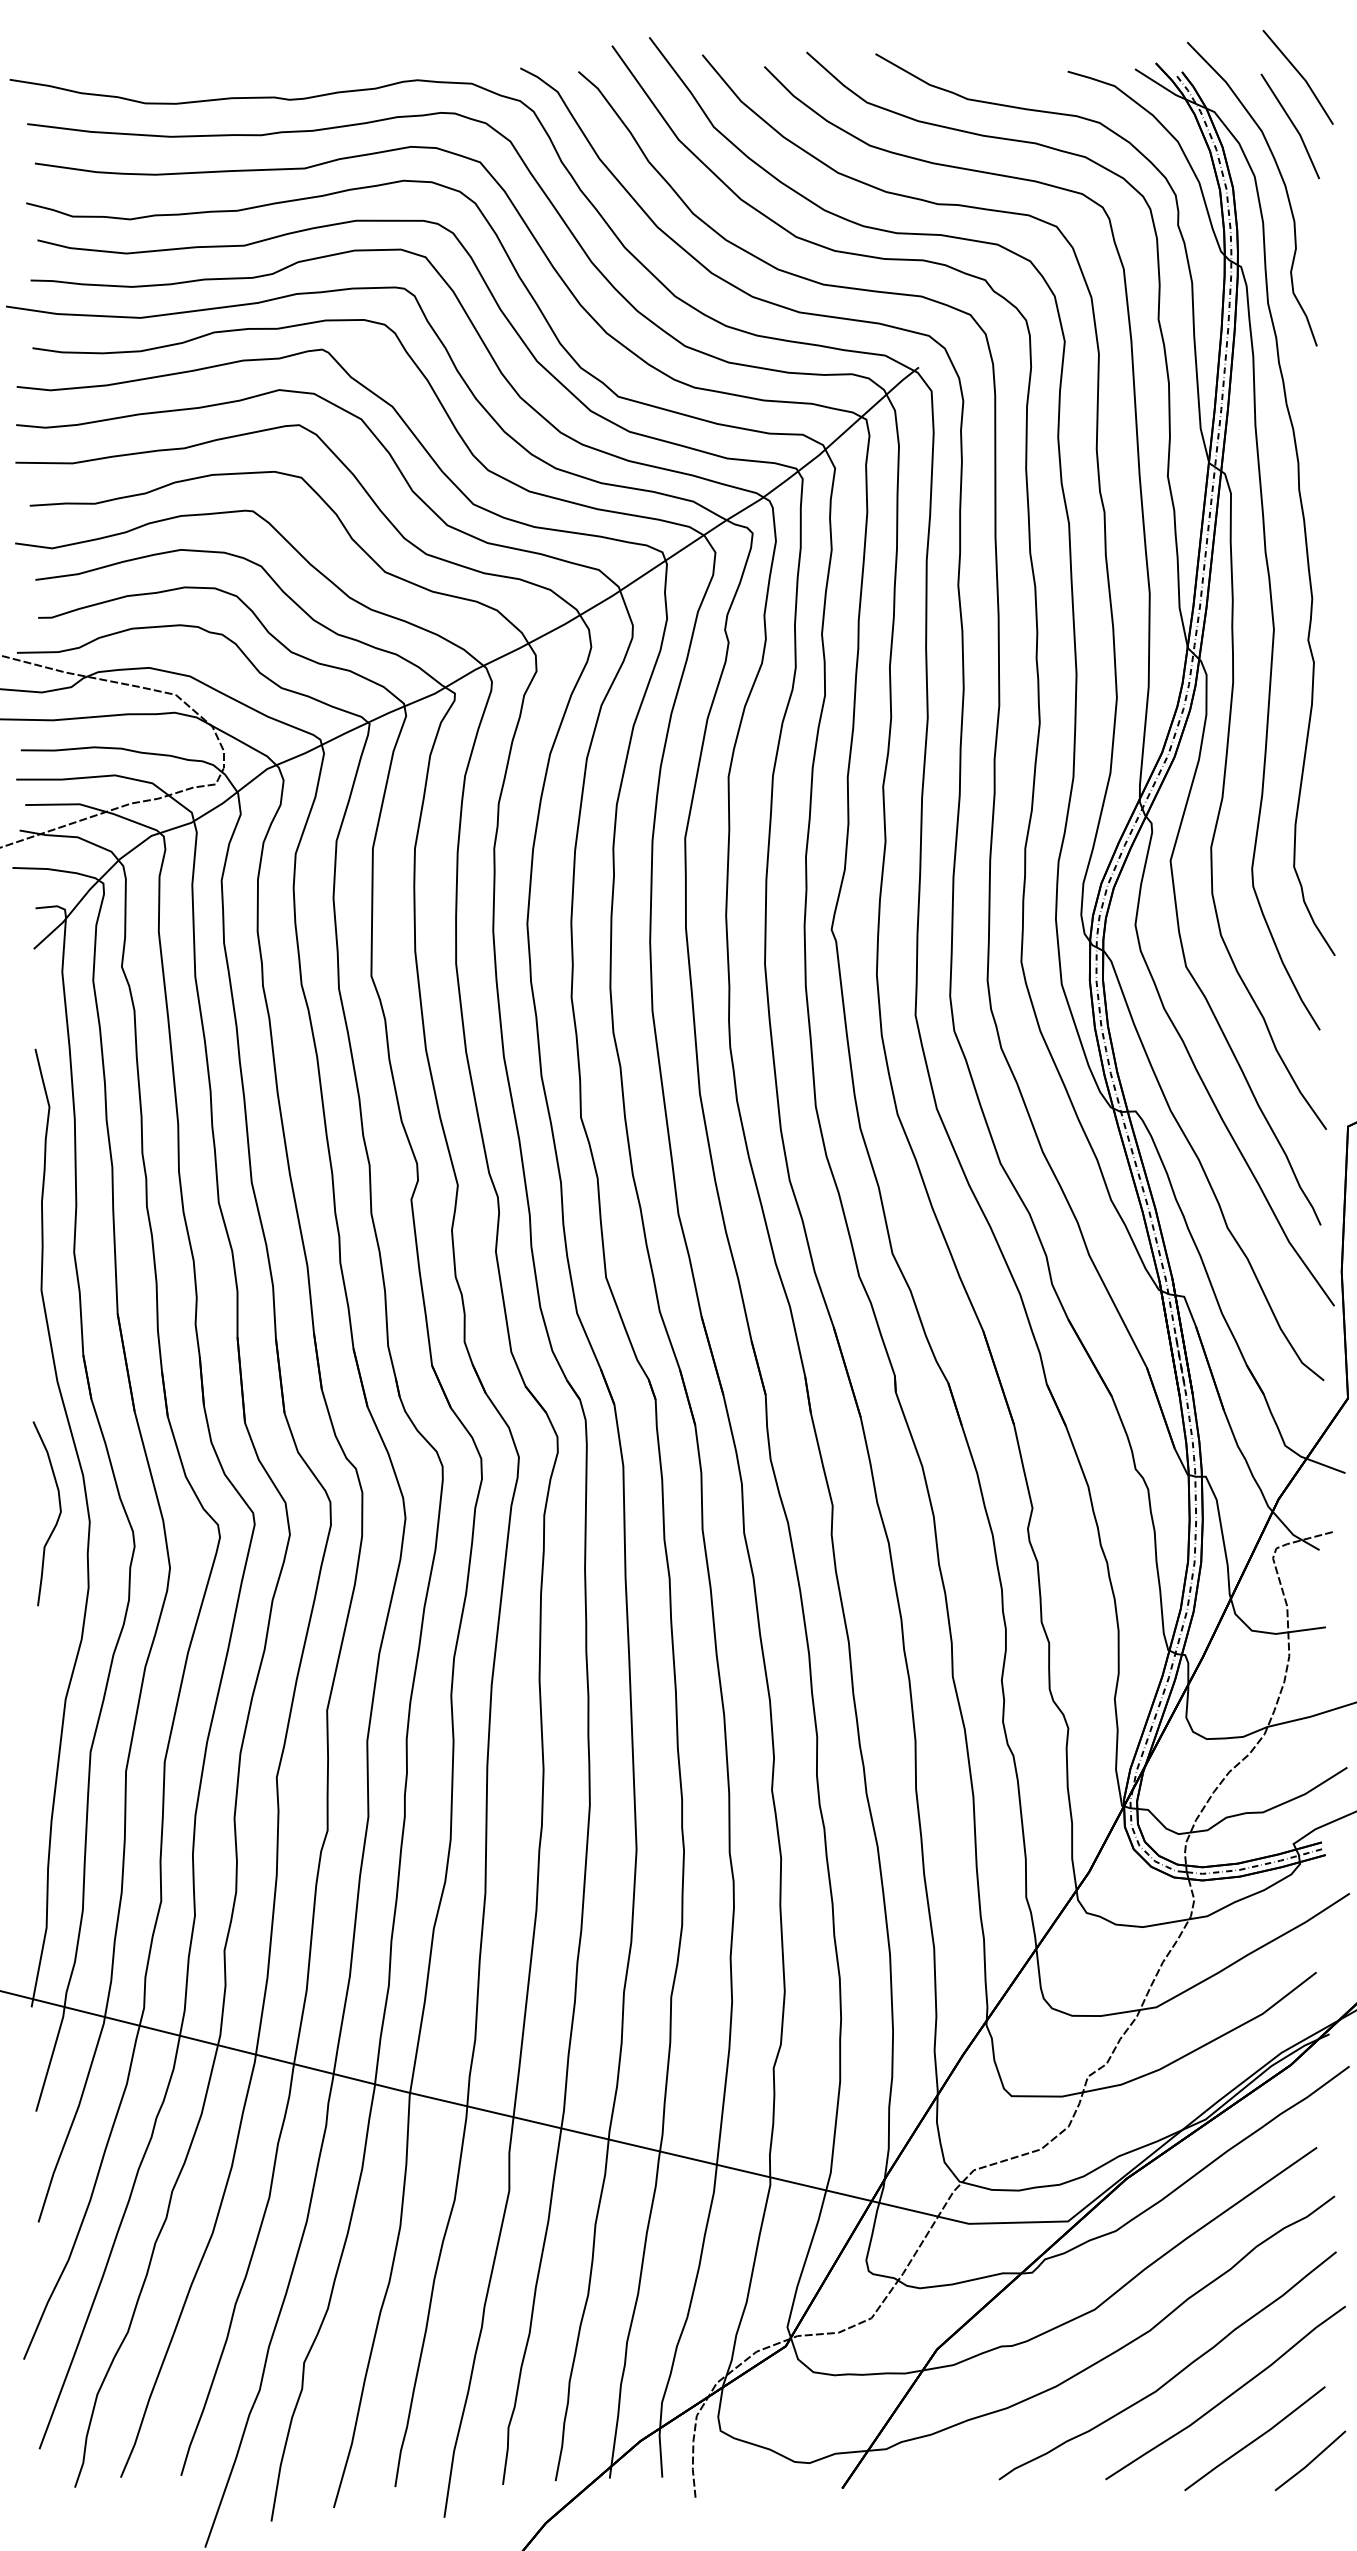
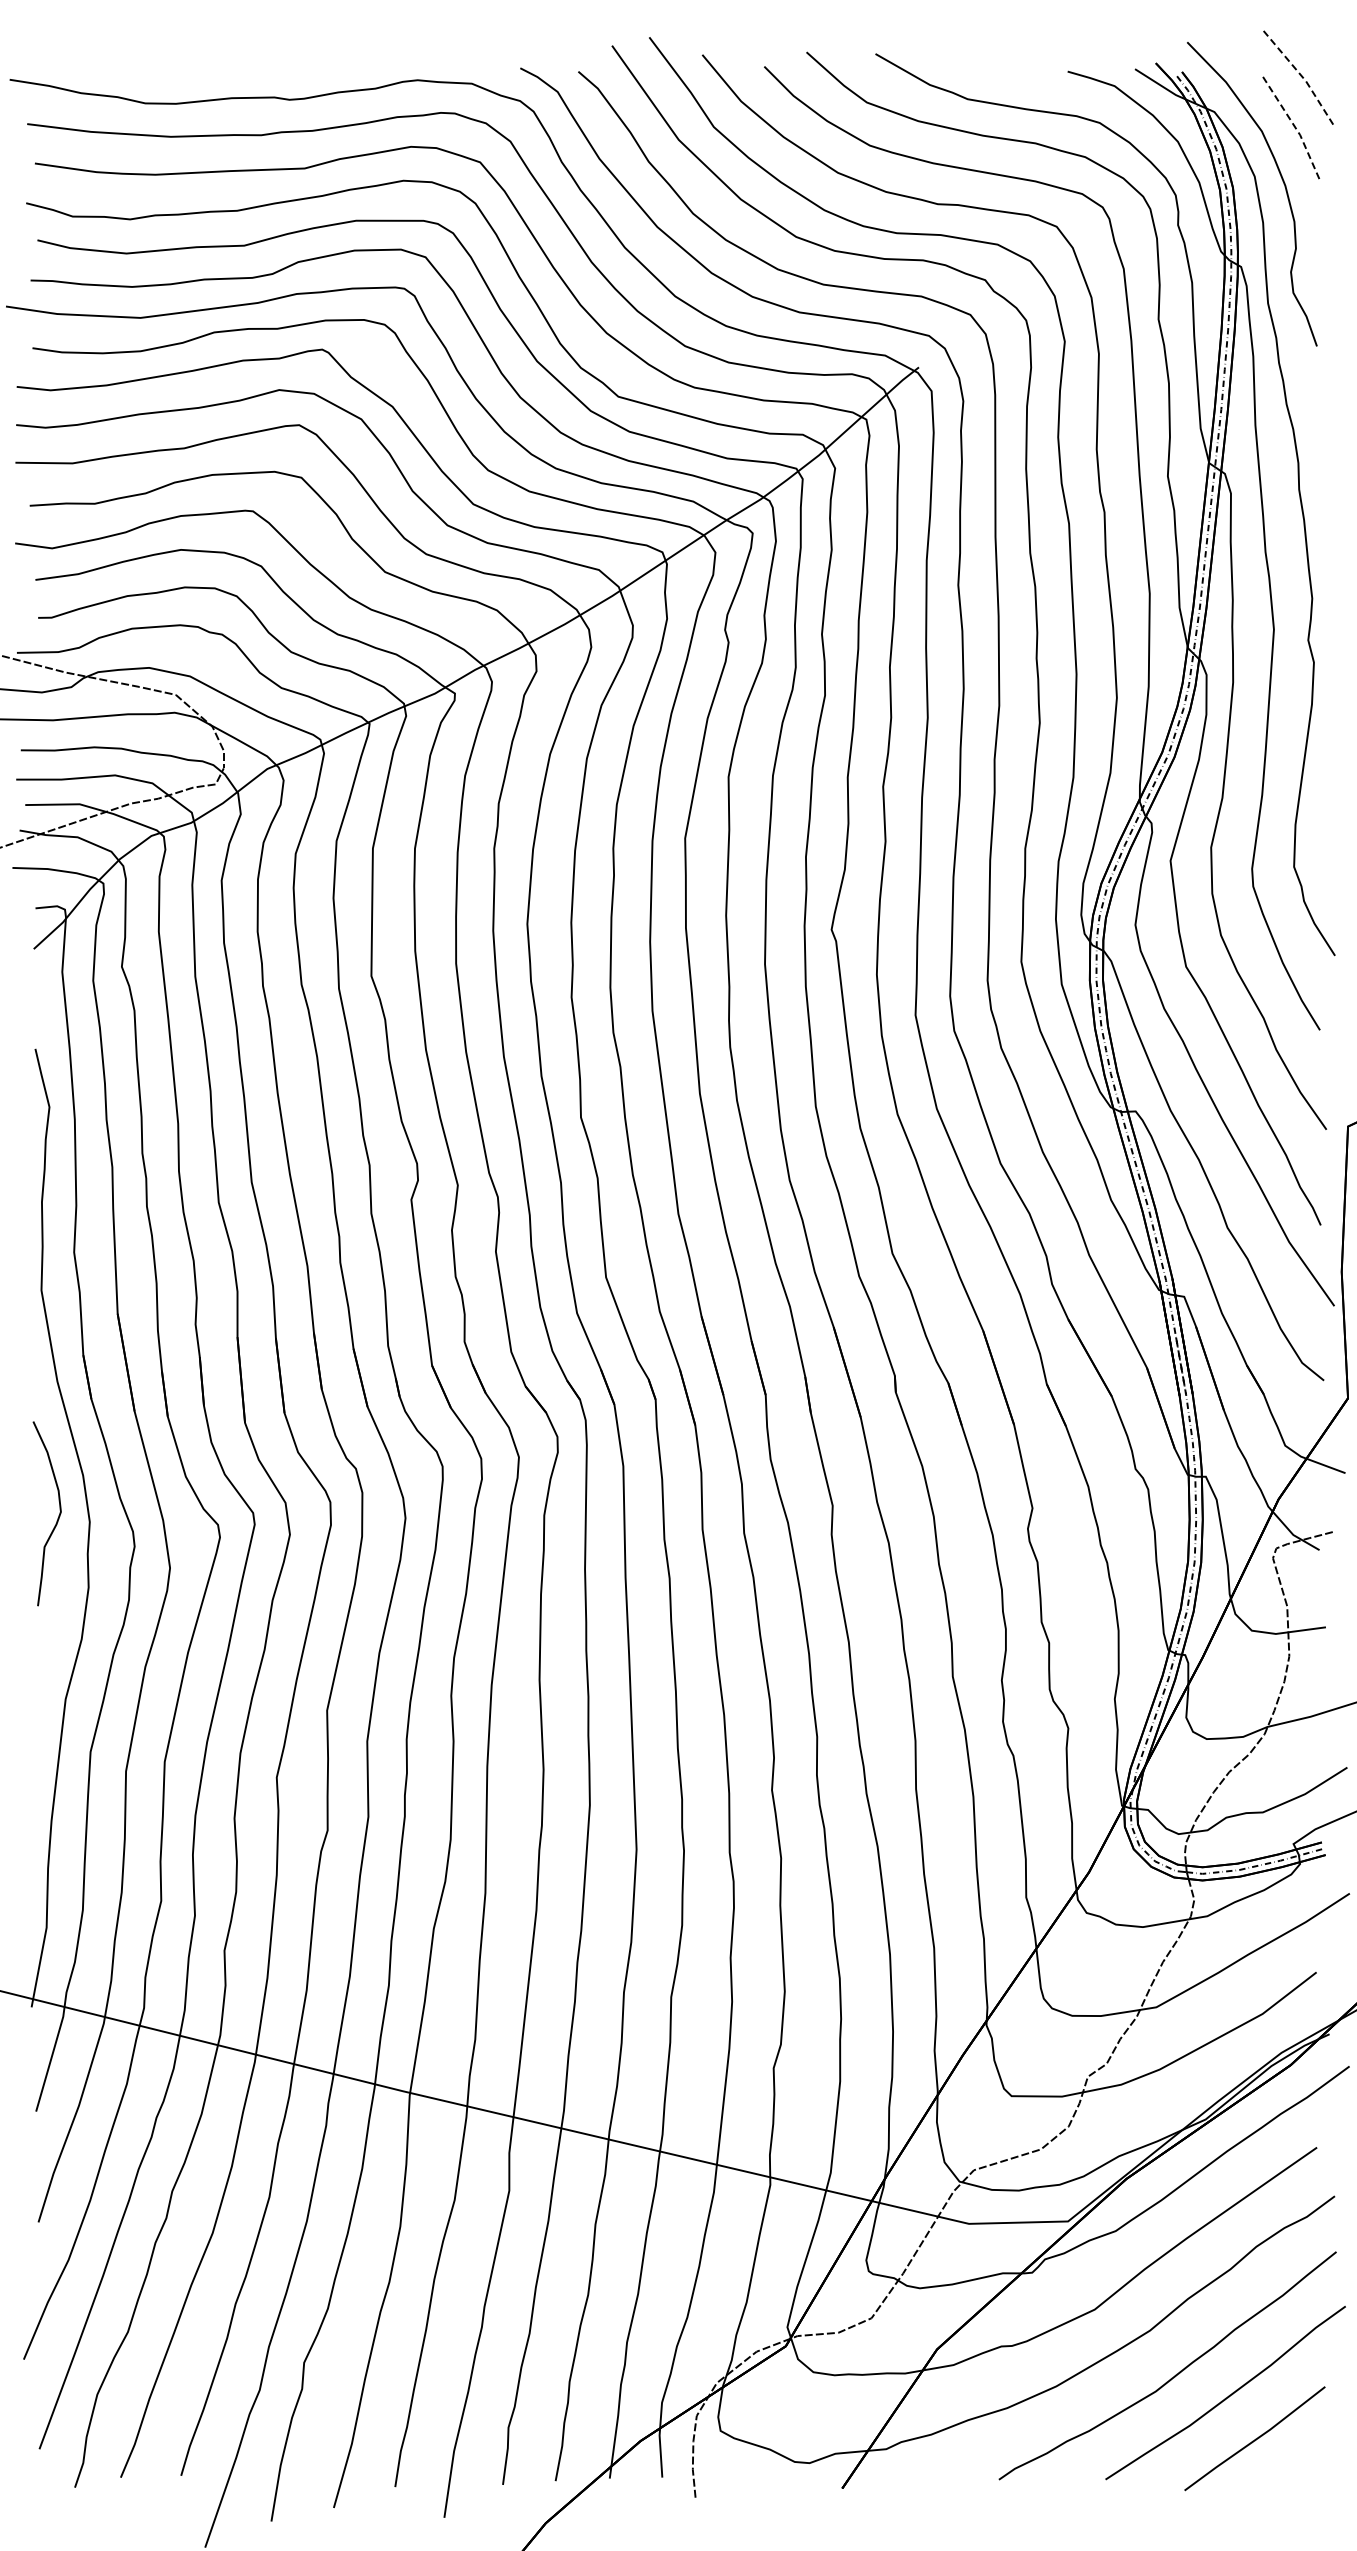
line: solid -> dashed (1301, 75)
line: solid -> dashed (1293, 125)
line: present -> none (1311, 2460)
